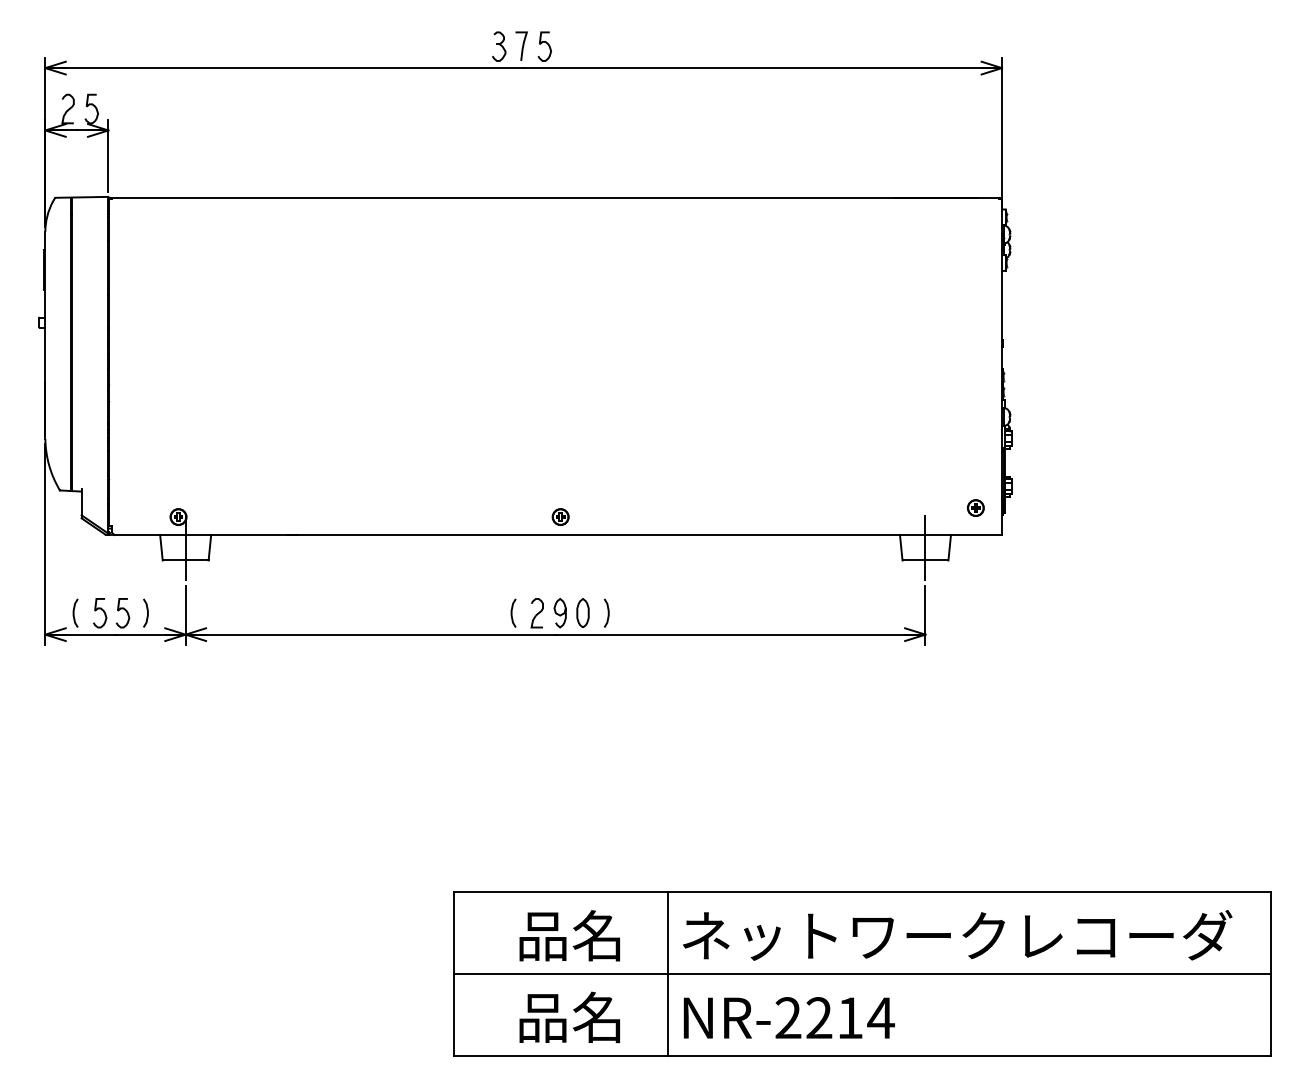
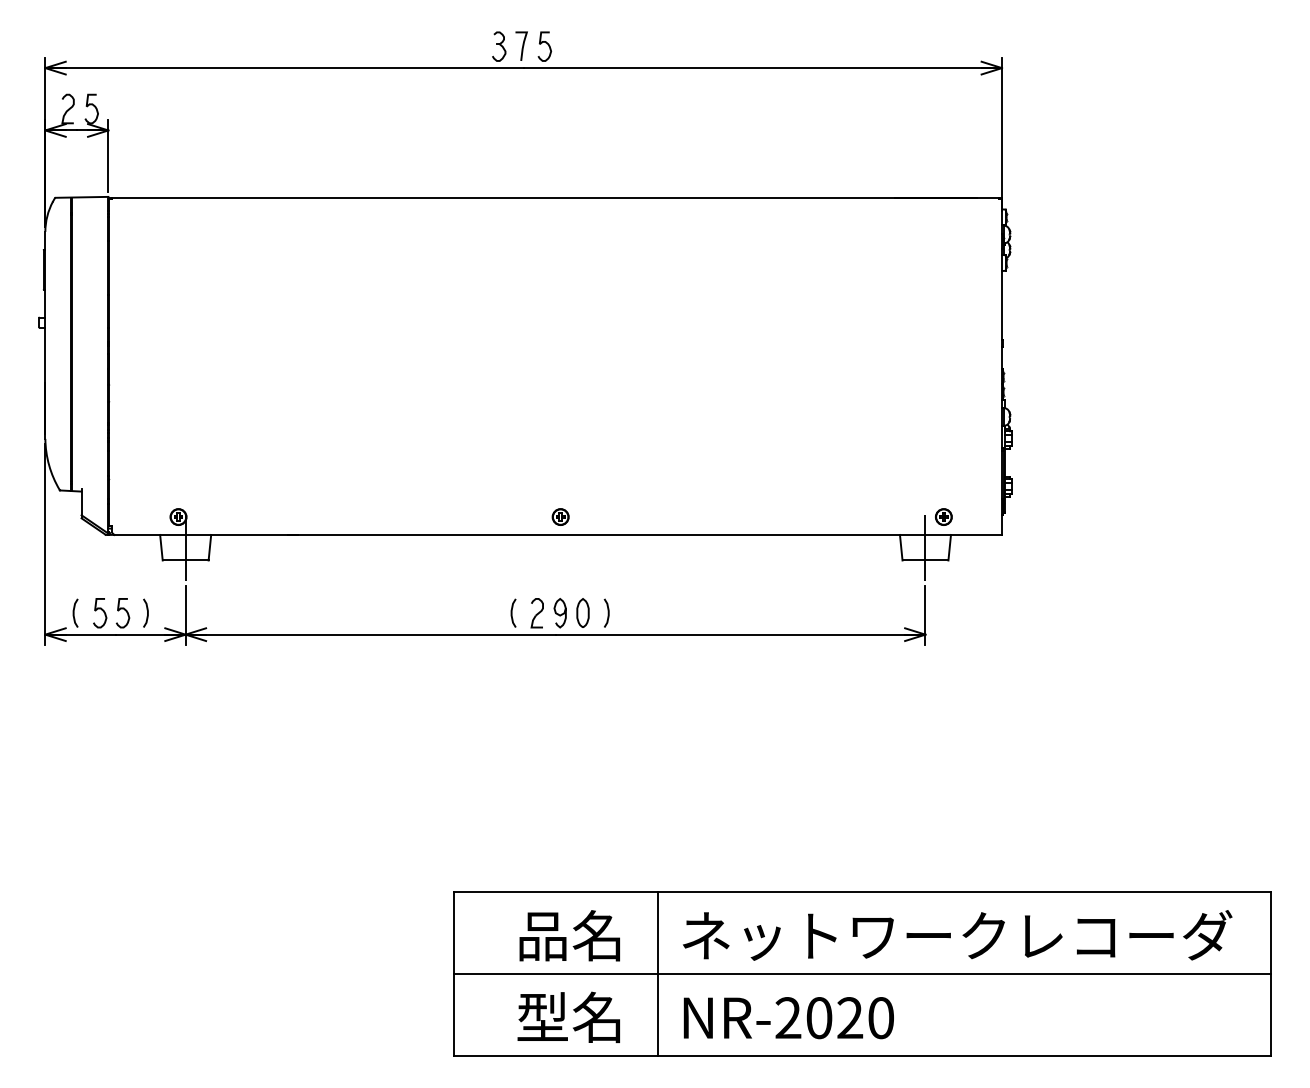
part position: (975, 507) -> (943, 516) (943, 516)
line position: (668, 973) -> (658, 973) (658, 973)
text: 品名 -> 型名 (542, 1017)
text: NR-2214 -> NR-2020 (850, 1018)
